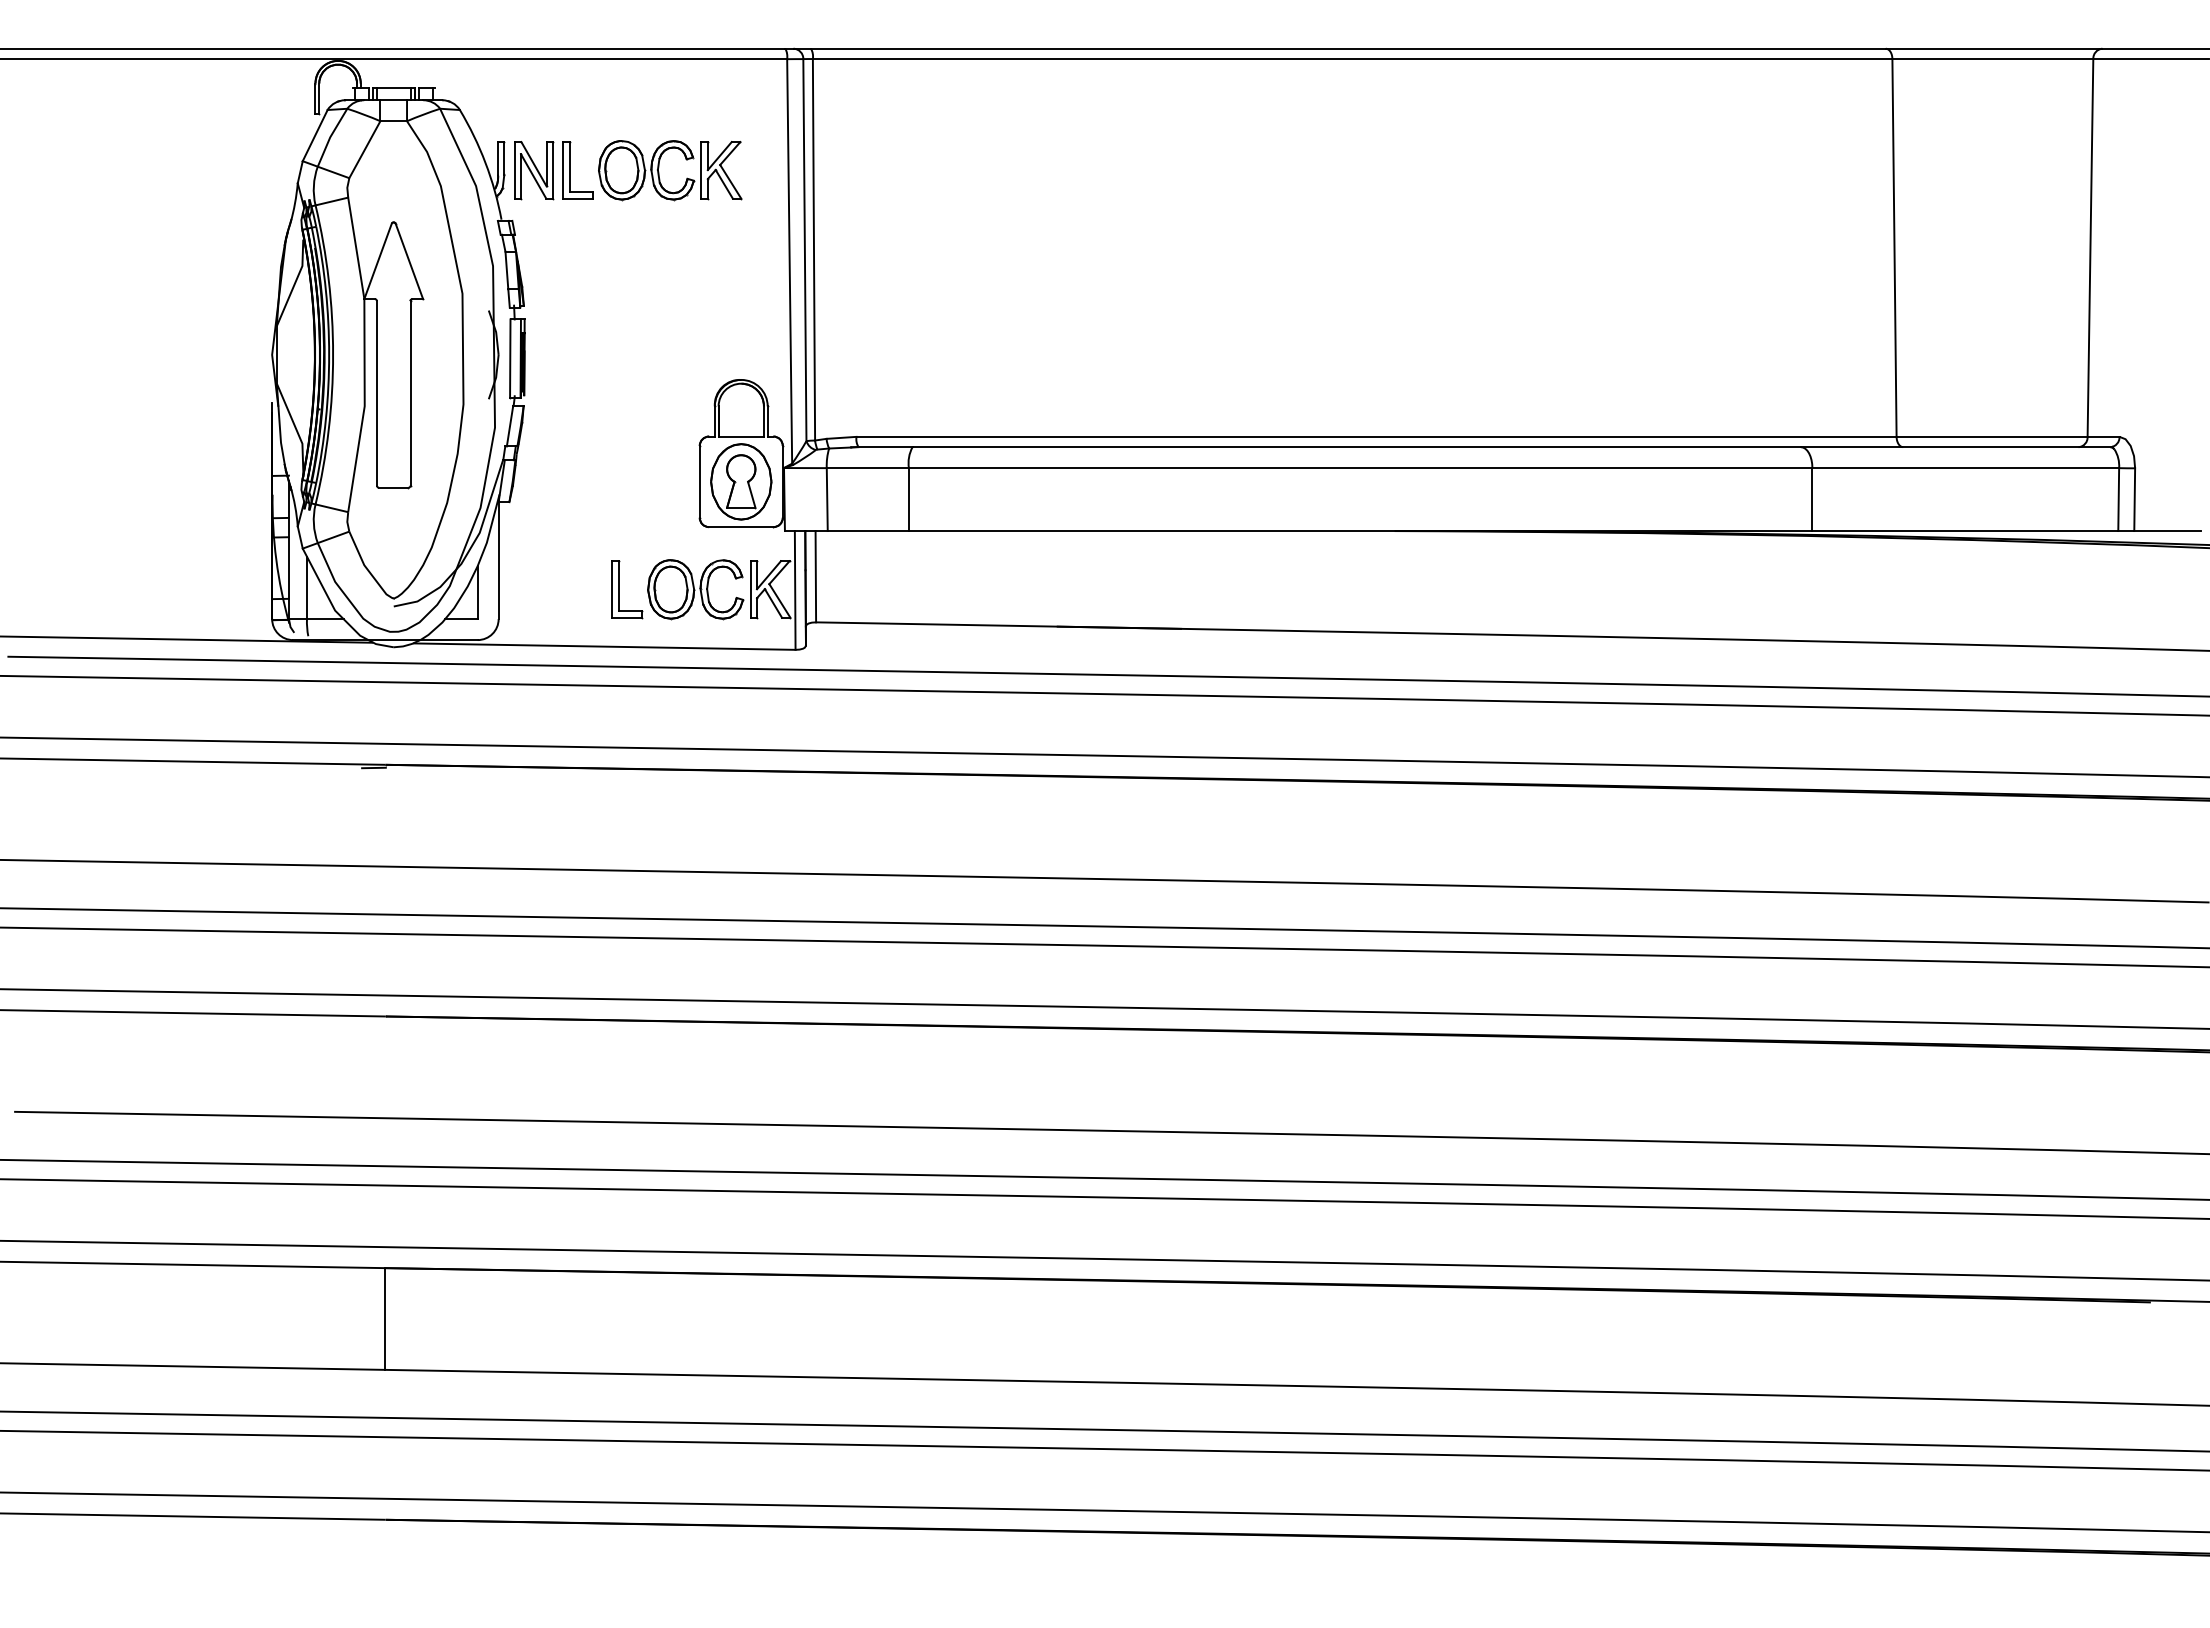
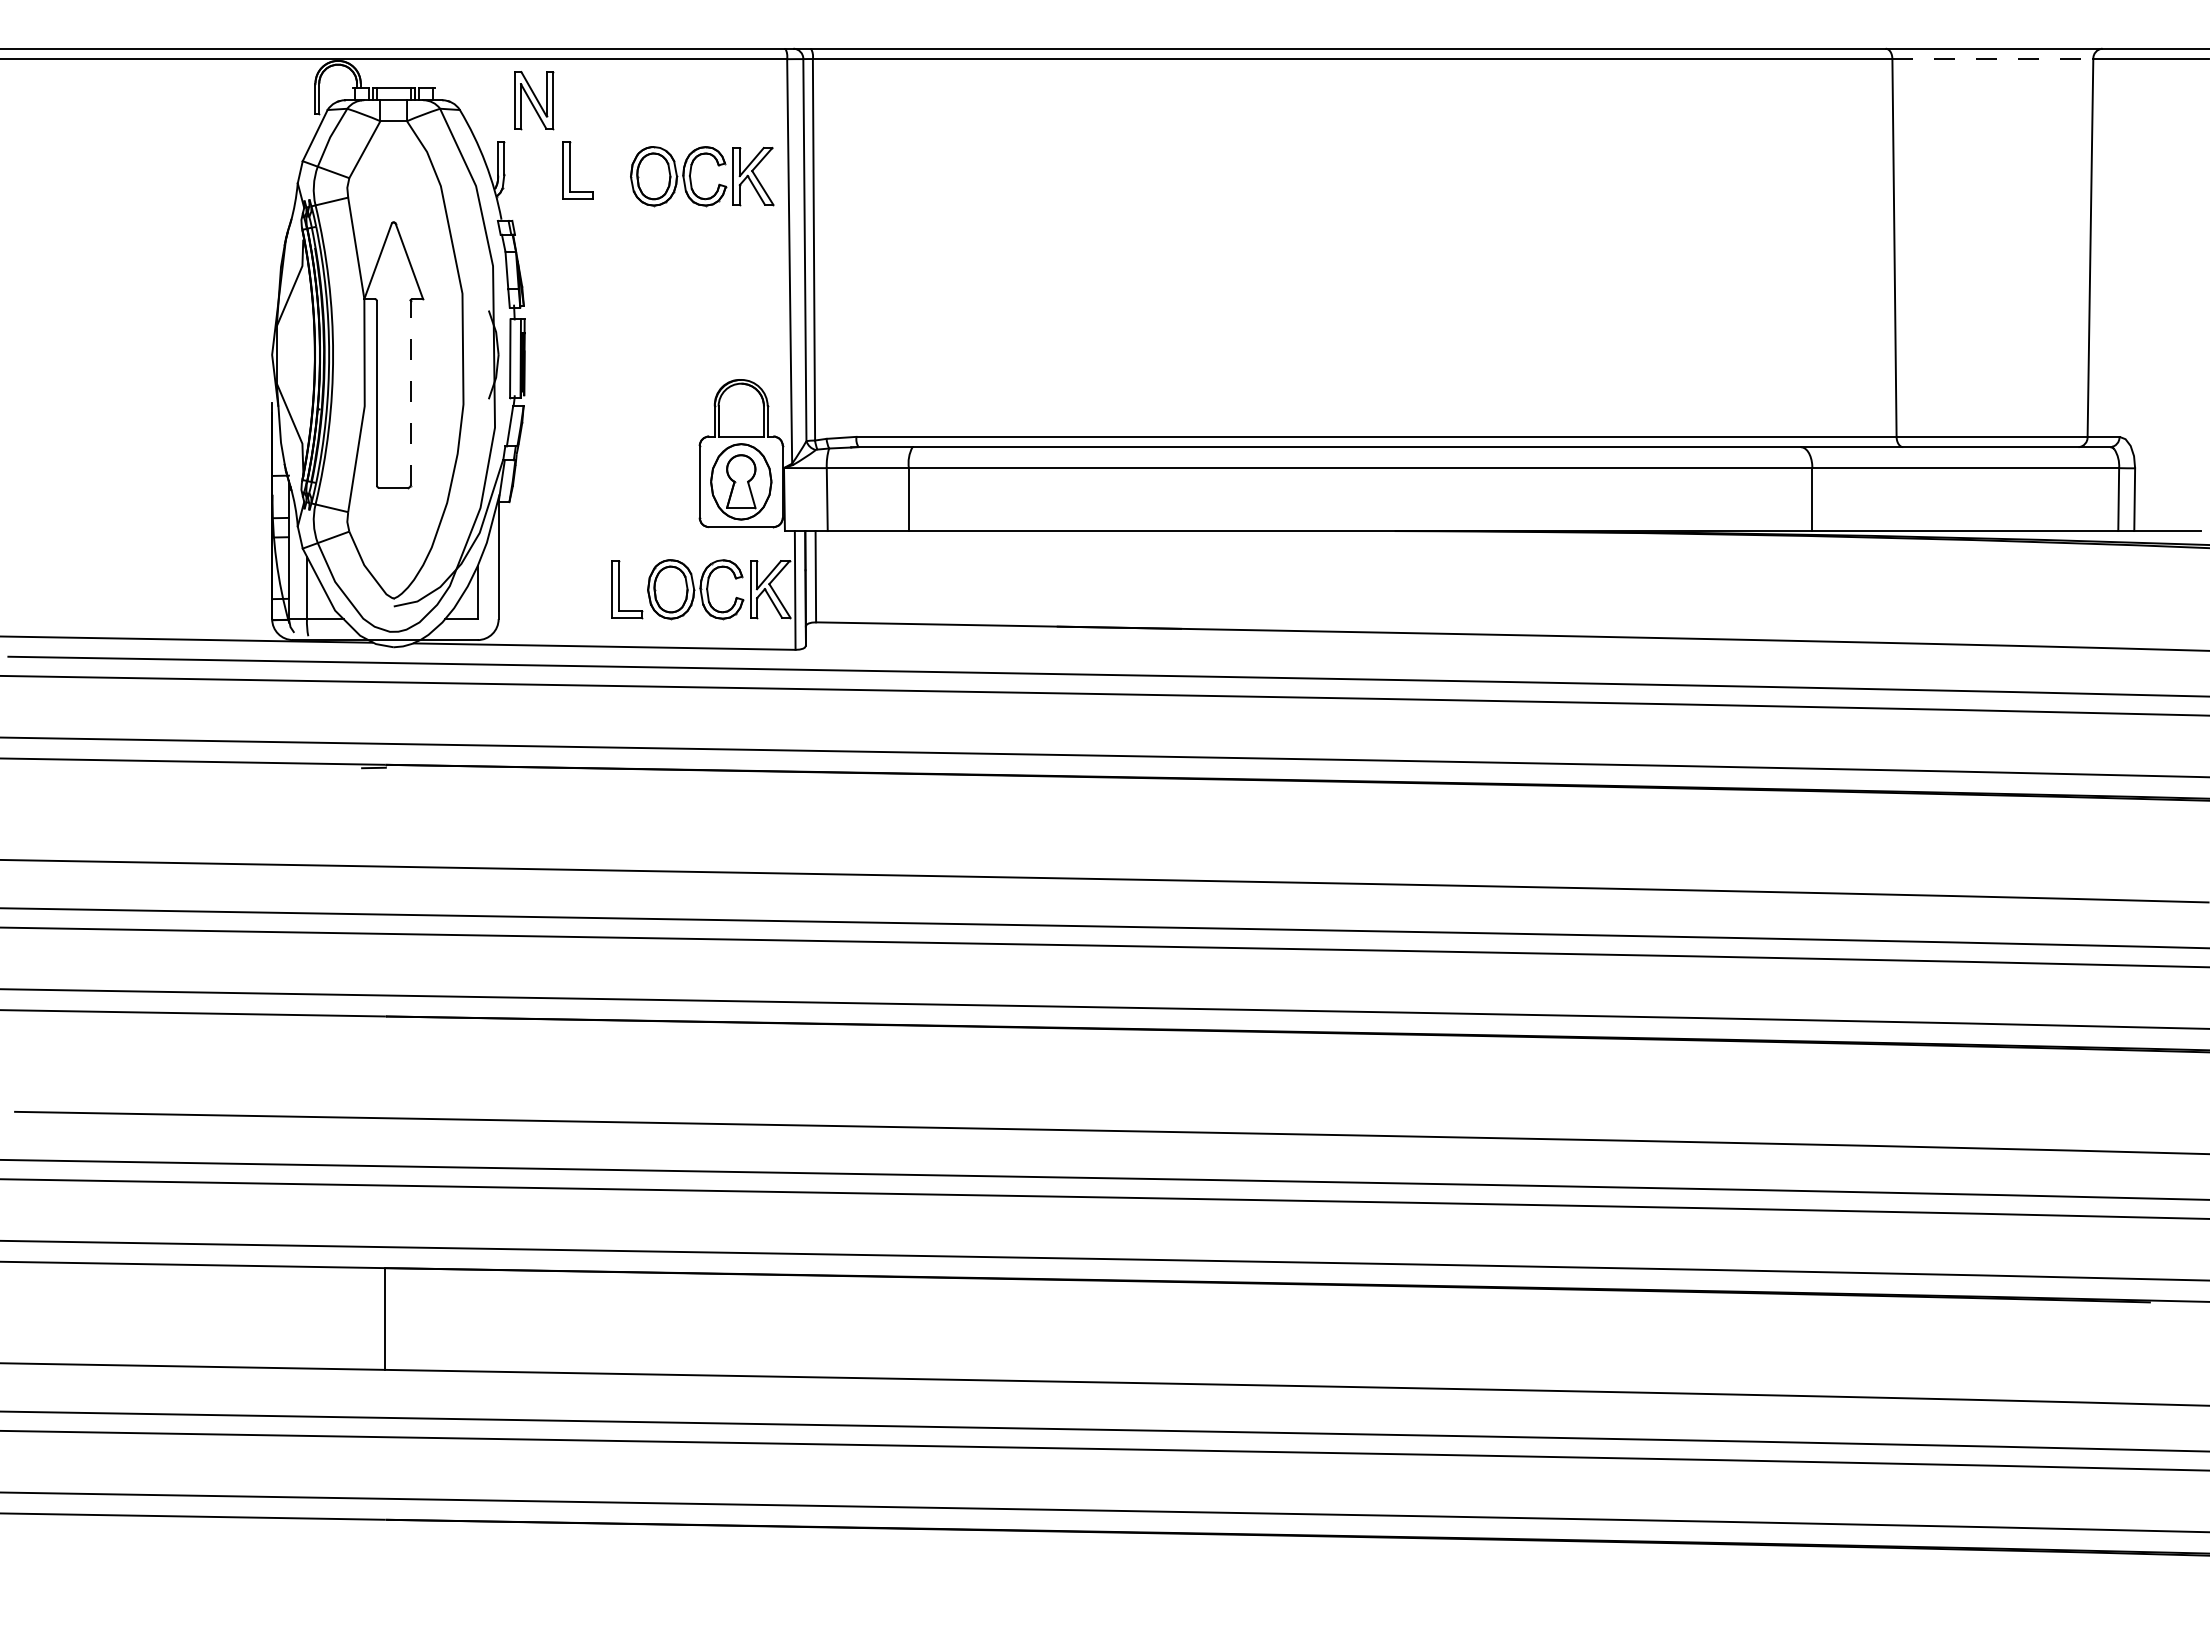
line: solid -> dashed (1993, 59)
part position: (534, 170) -> (534, 100) (534, 100)
part position: (659, 171) -> (691, 177) (691, 177)
line: solid -> dashed (410, 392)
